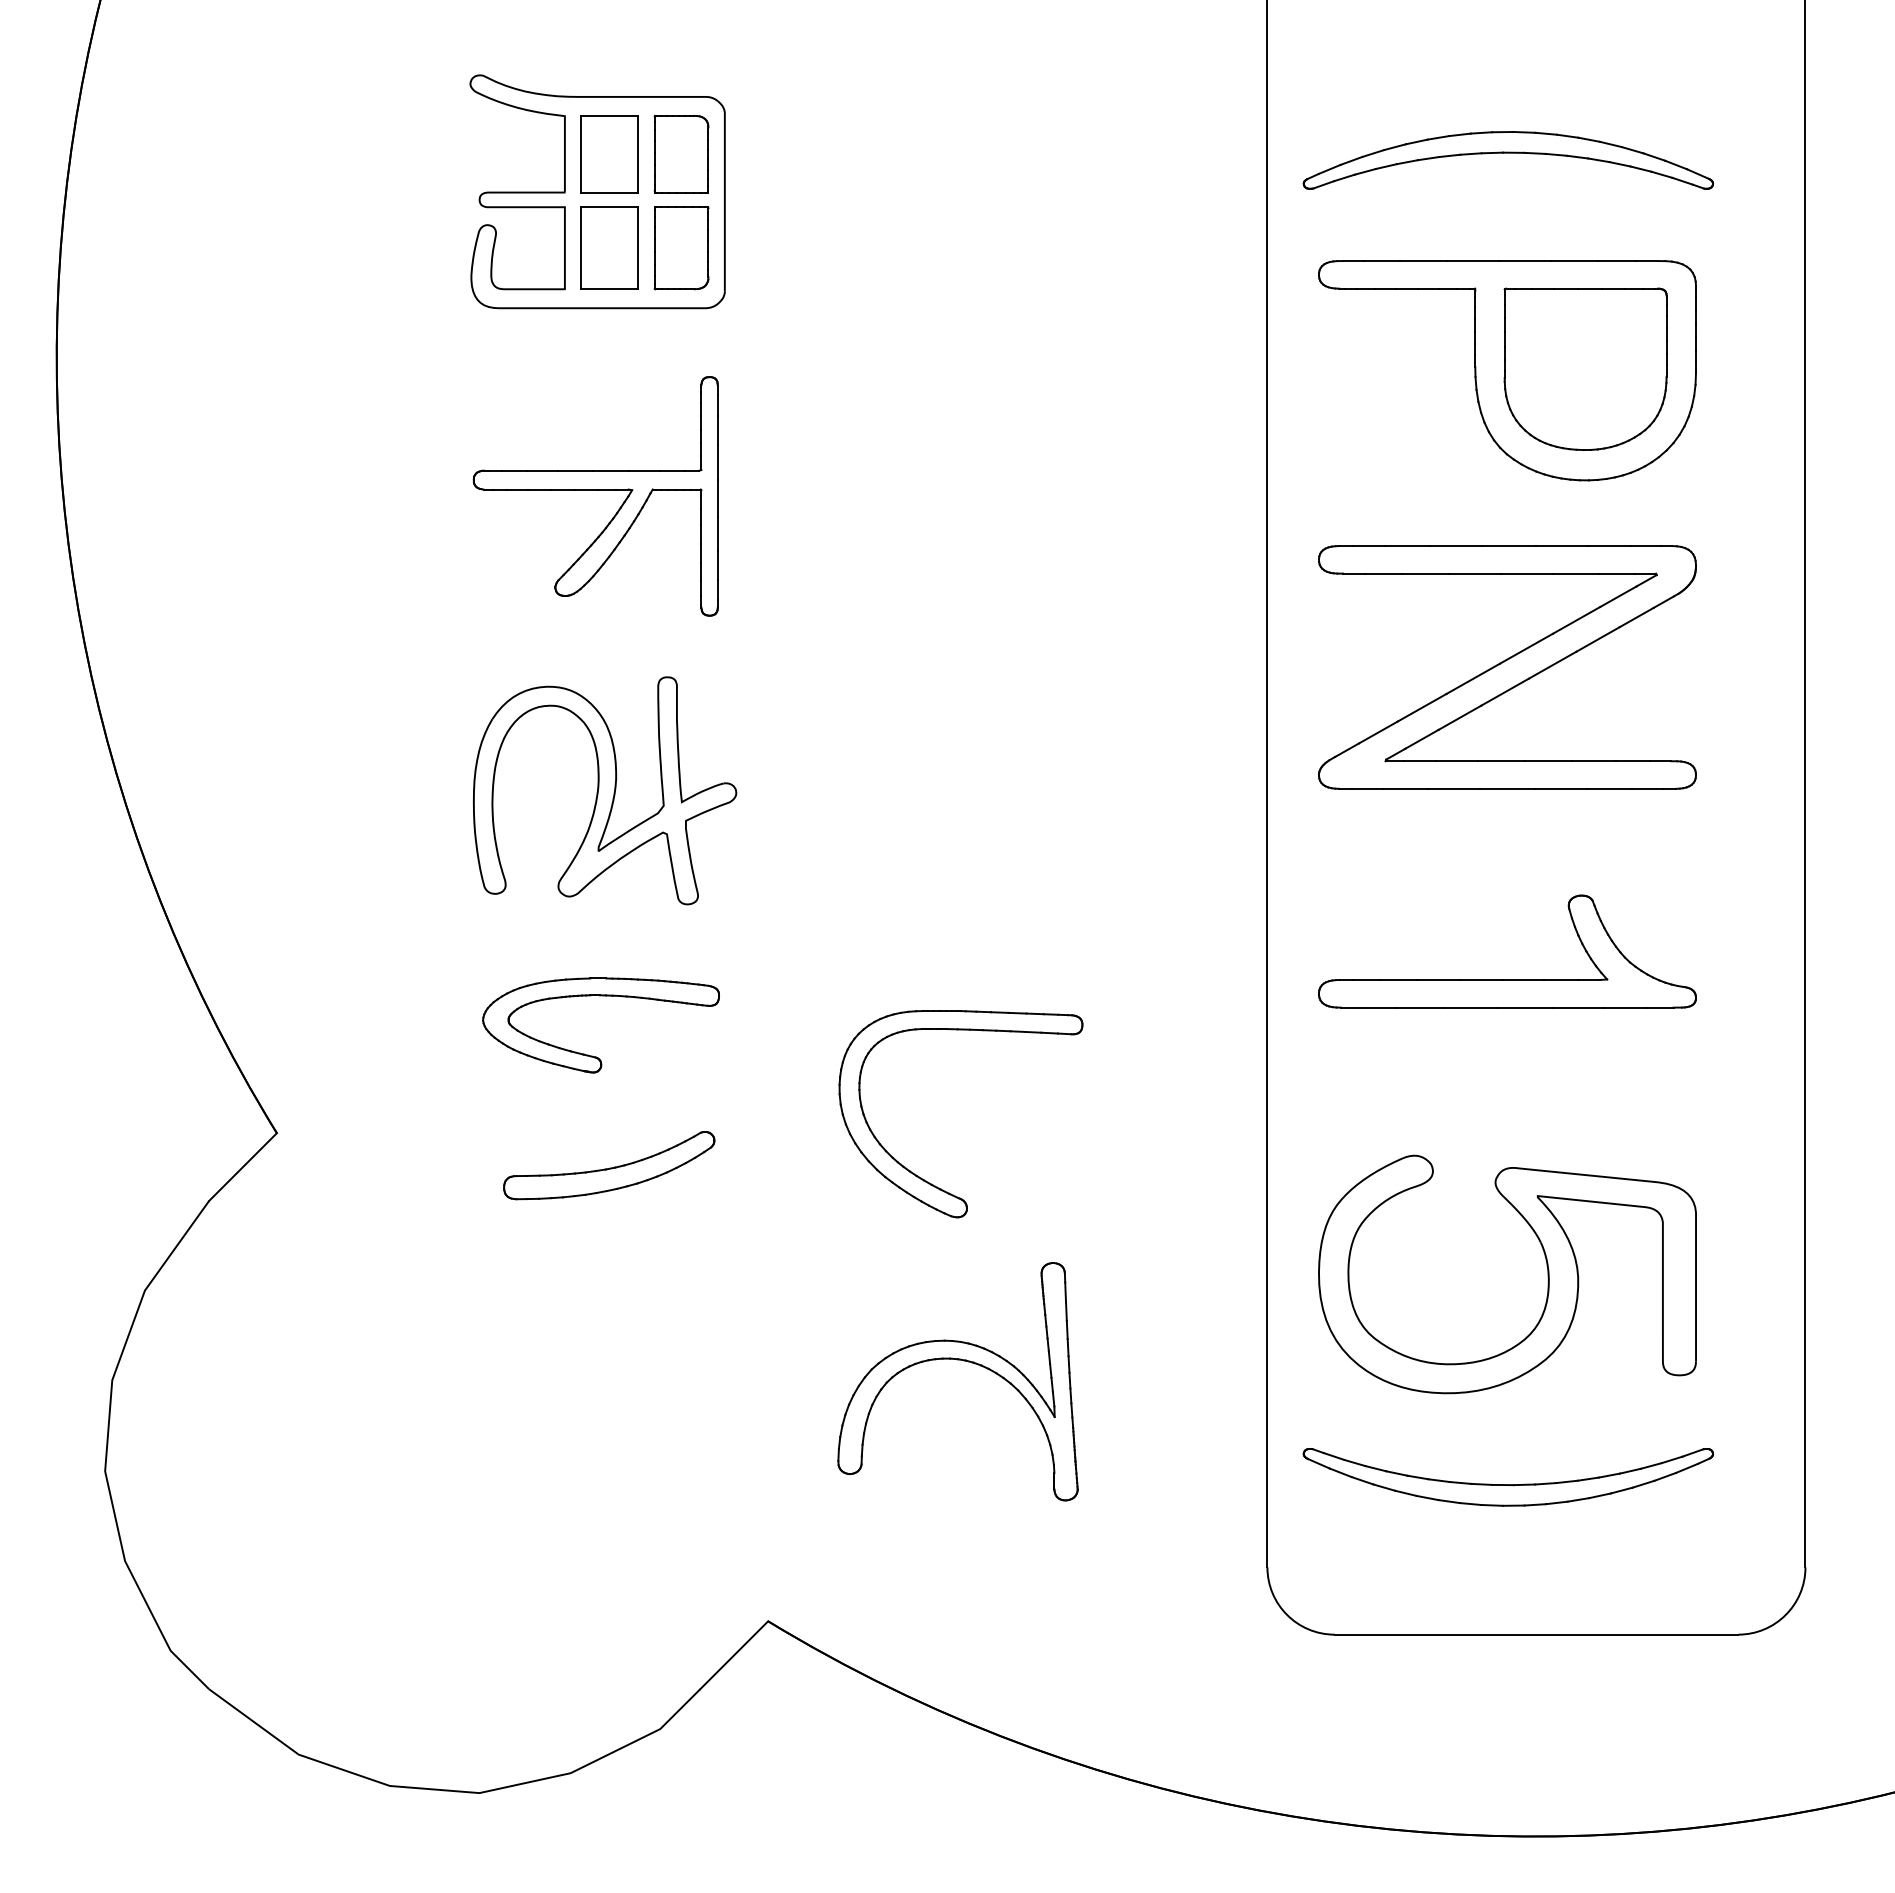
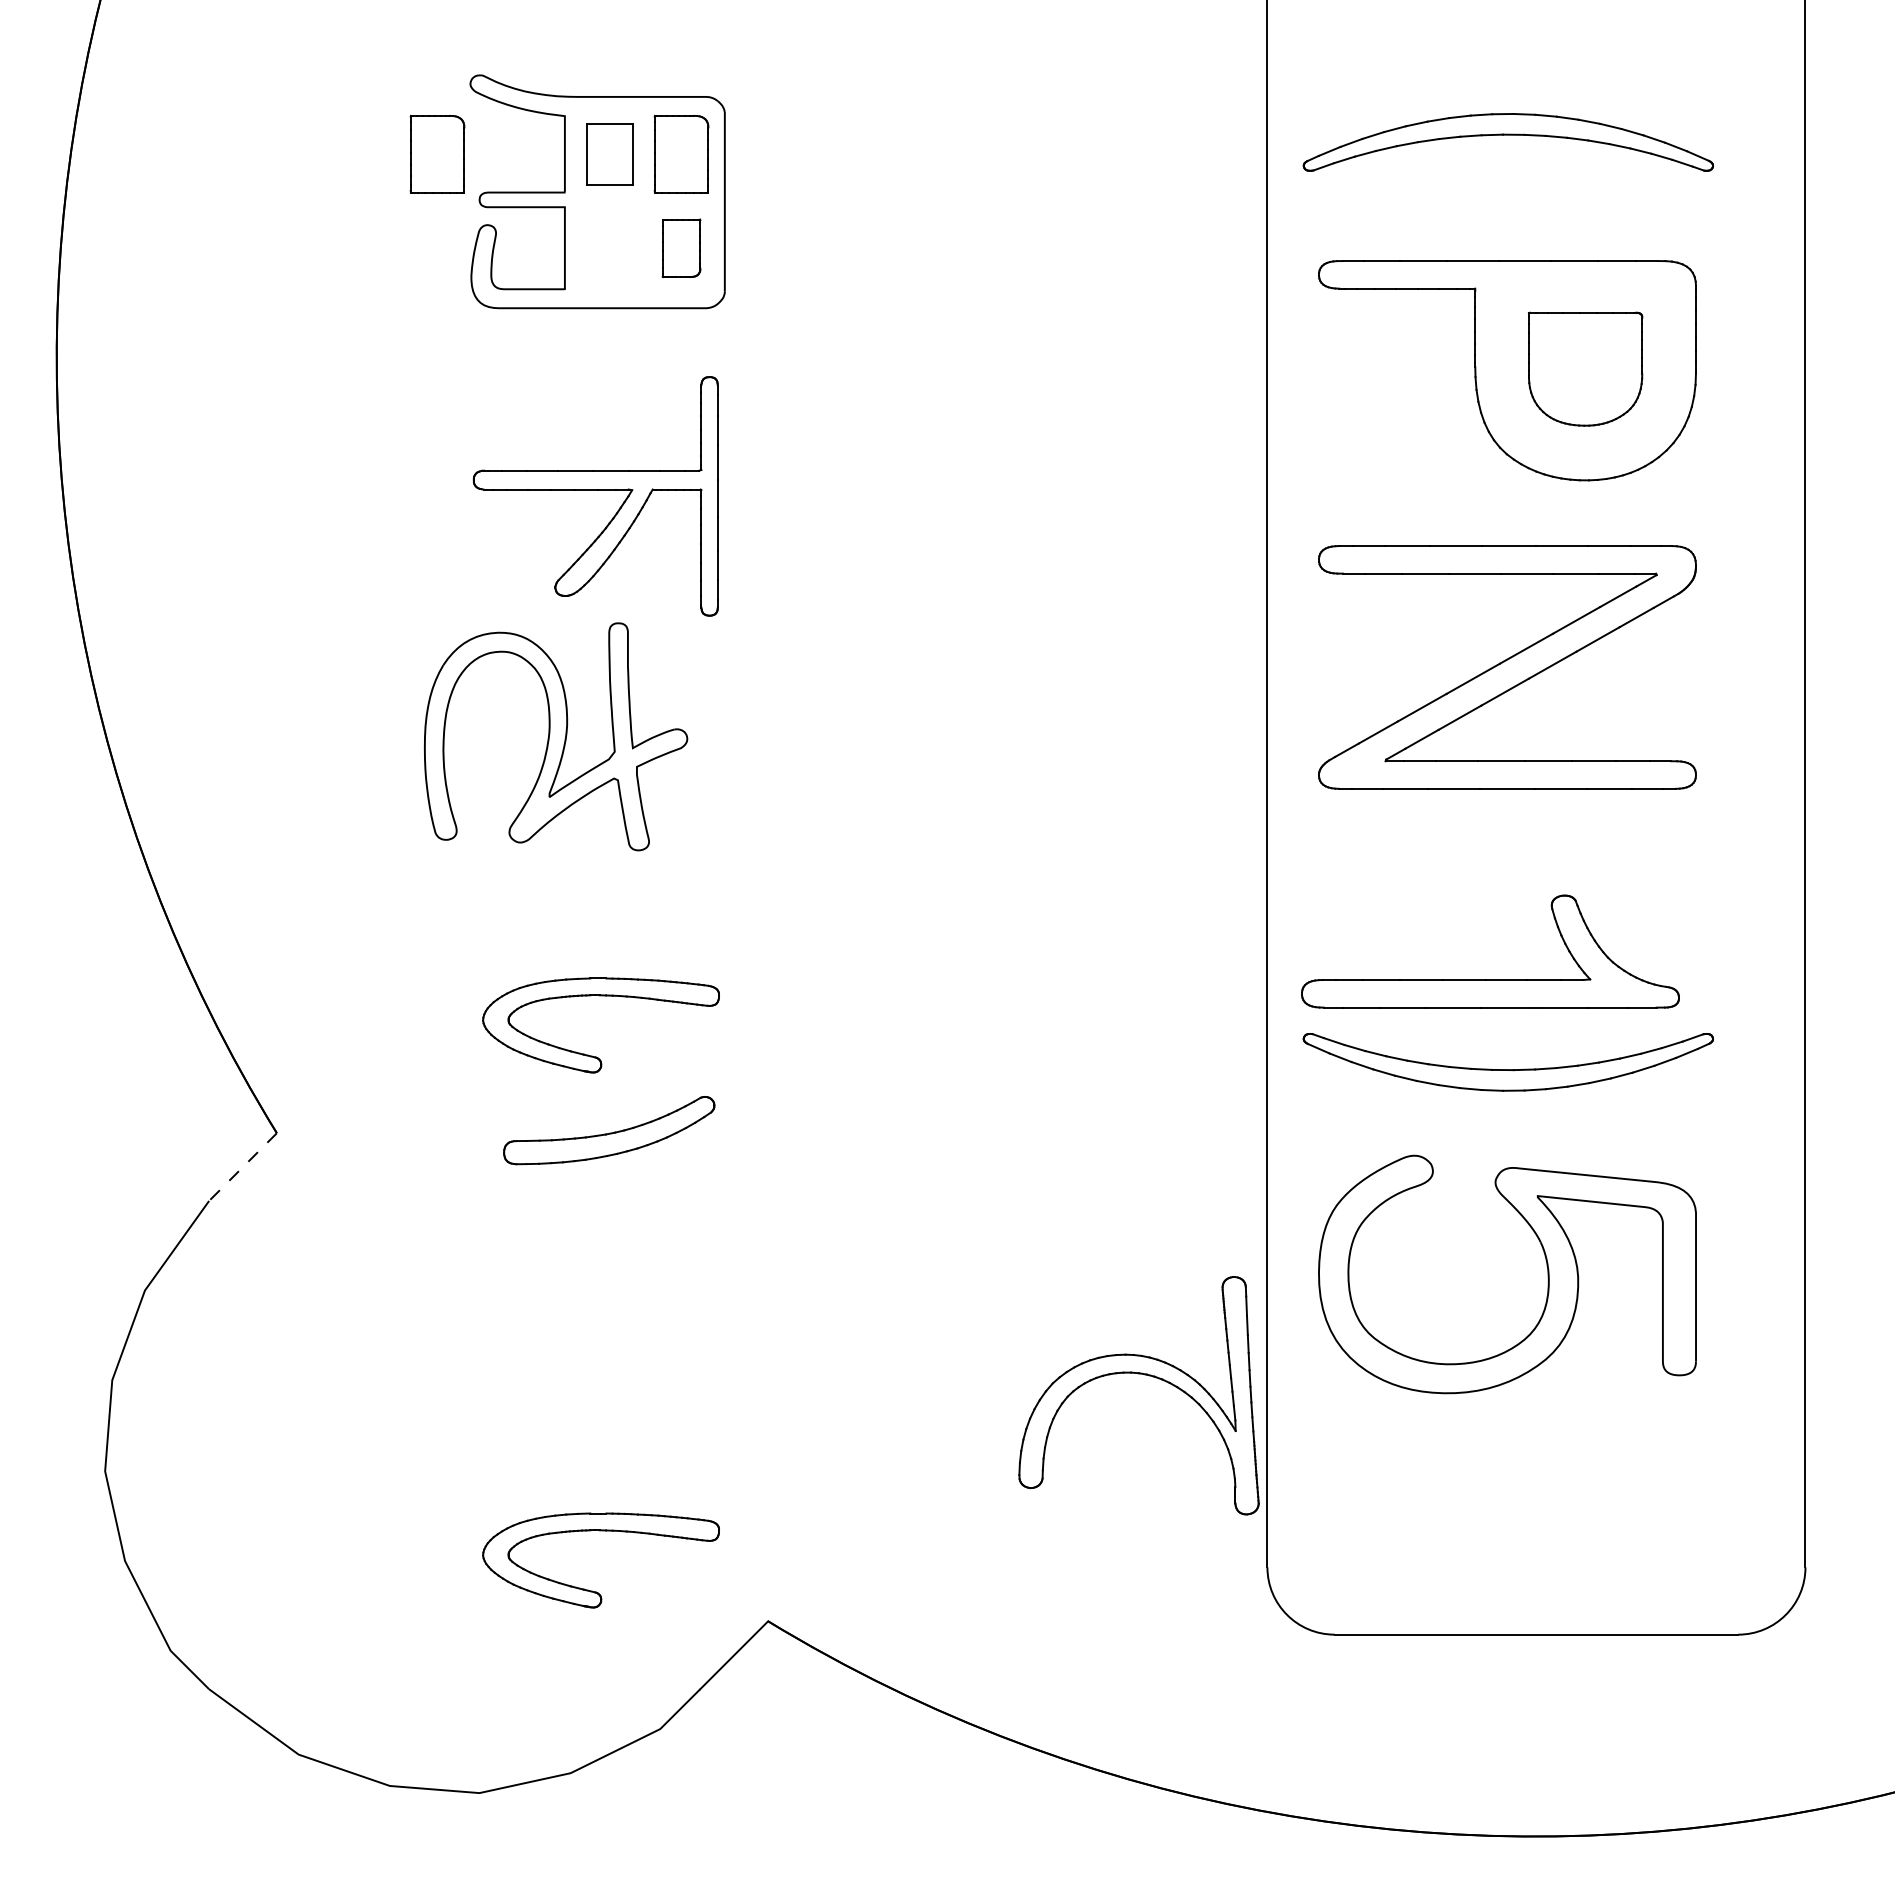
part: none -> present (437, 153)
part position: (1507, 153) -> (1507, 135) (1507, 135)
part size: 59x79 px -> 48x63 px (609, 154)
part: present -> none (609, 247)
part size: 57x85 px -> 41x61 px (681, 248)
part size: 165x164 px -> 116x116 px (1585, 368)
part position: (605, 790) -> (556, 736) (556, 736)
part position: (1507, 979) -> (1490, 979) (1490, 979)
part position: (609, 1165) -> (609, 1130) (609, 1130)
line: solid -> dashed (243, 1167)
part: present -> none (921, 1177)
part position: (963, 1361) -> (1144, 1375) (1144, 1375)
part position: (1507, 1484) -> (1507, 1069) (1507, 1069)
part: none -> present (600, 1531)
